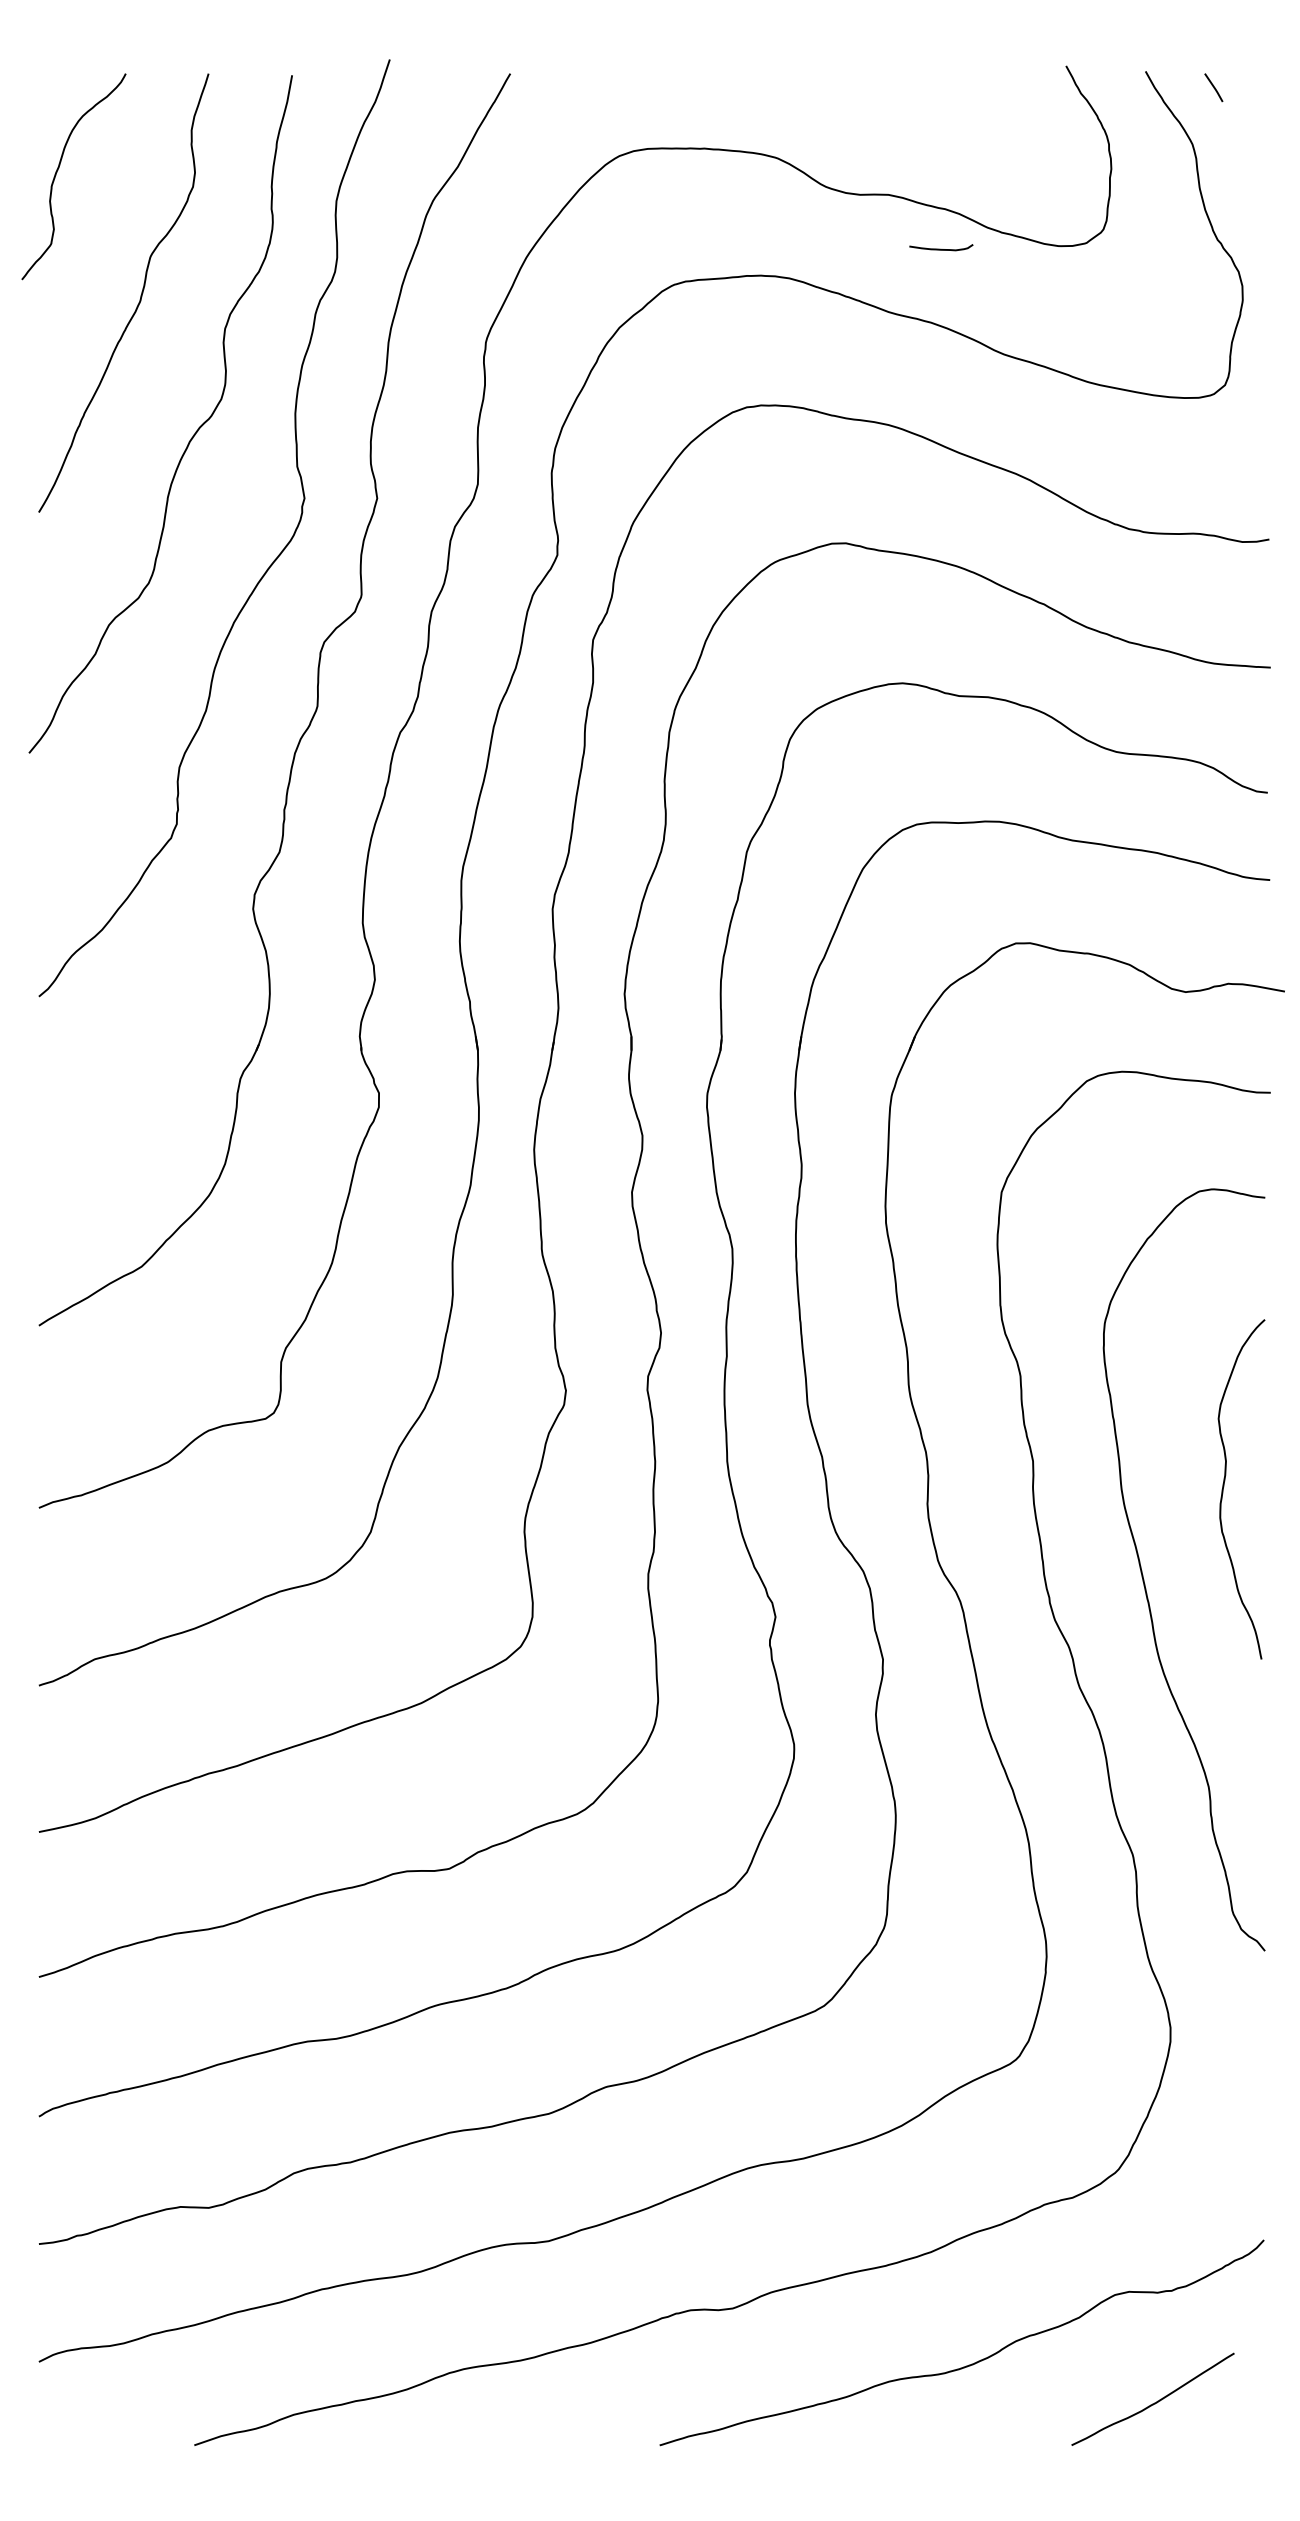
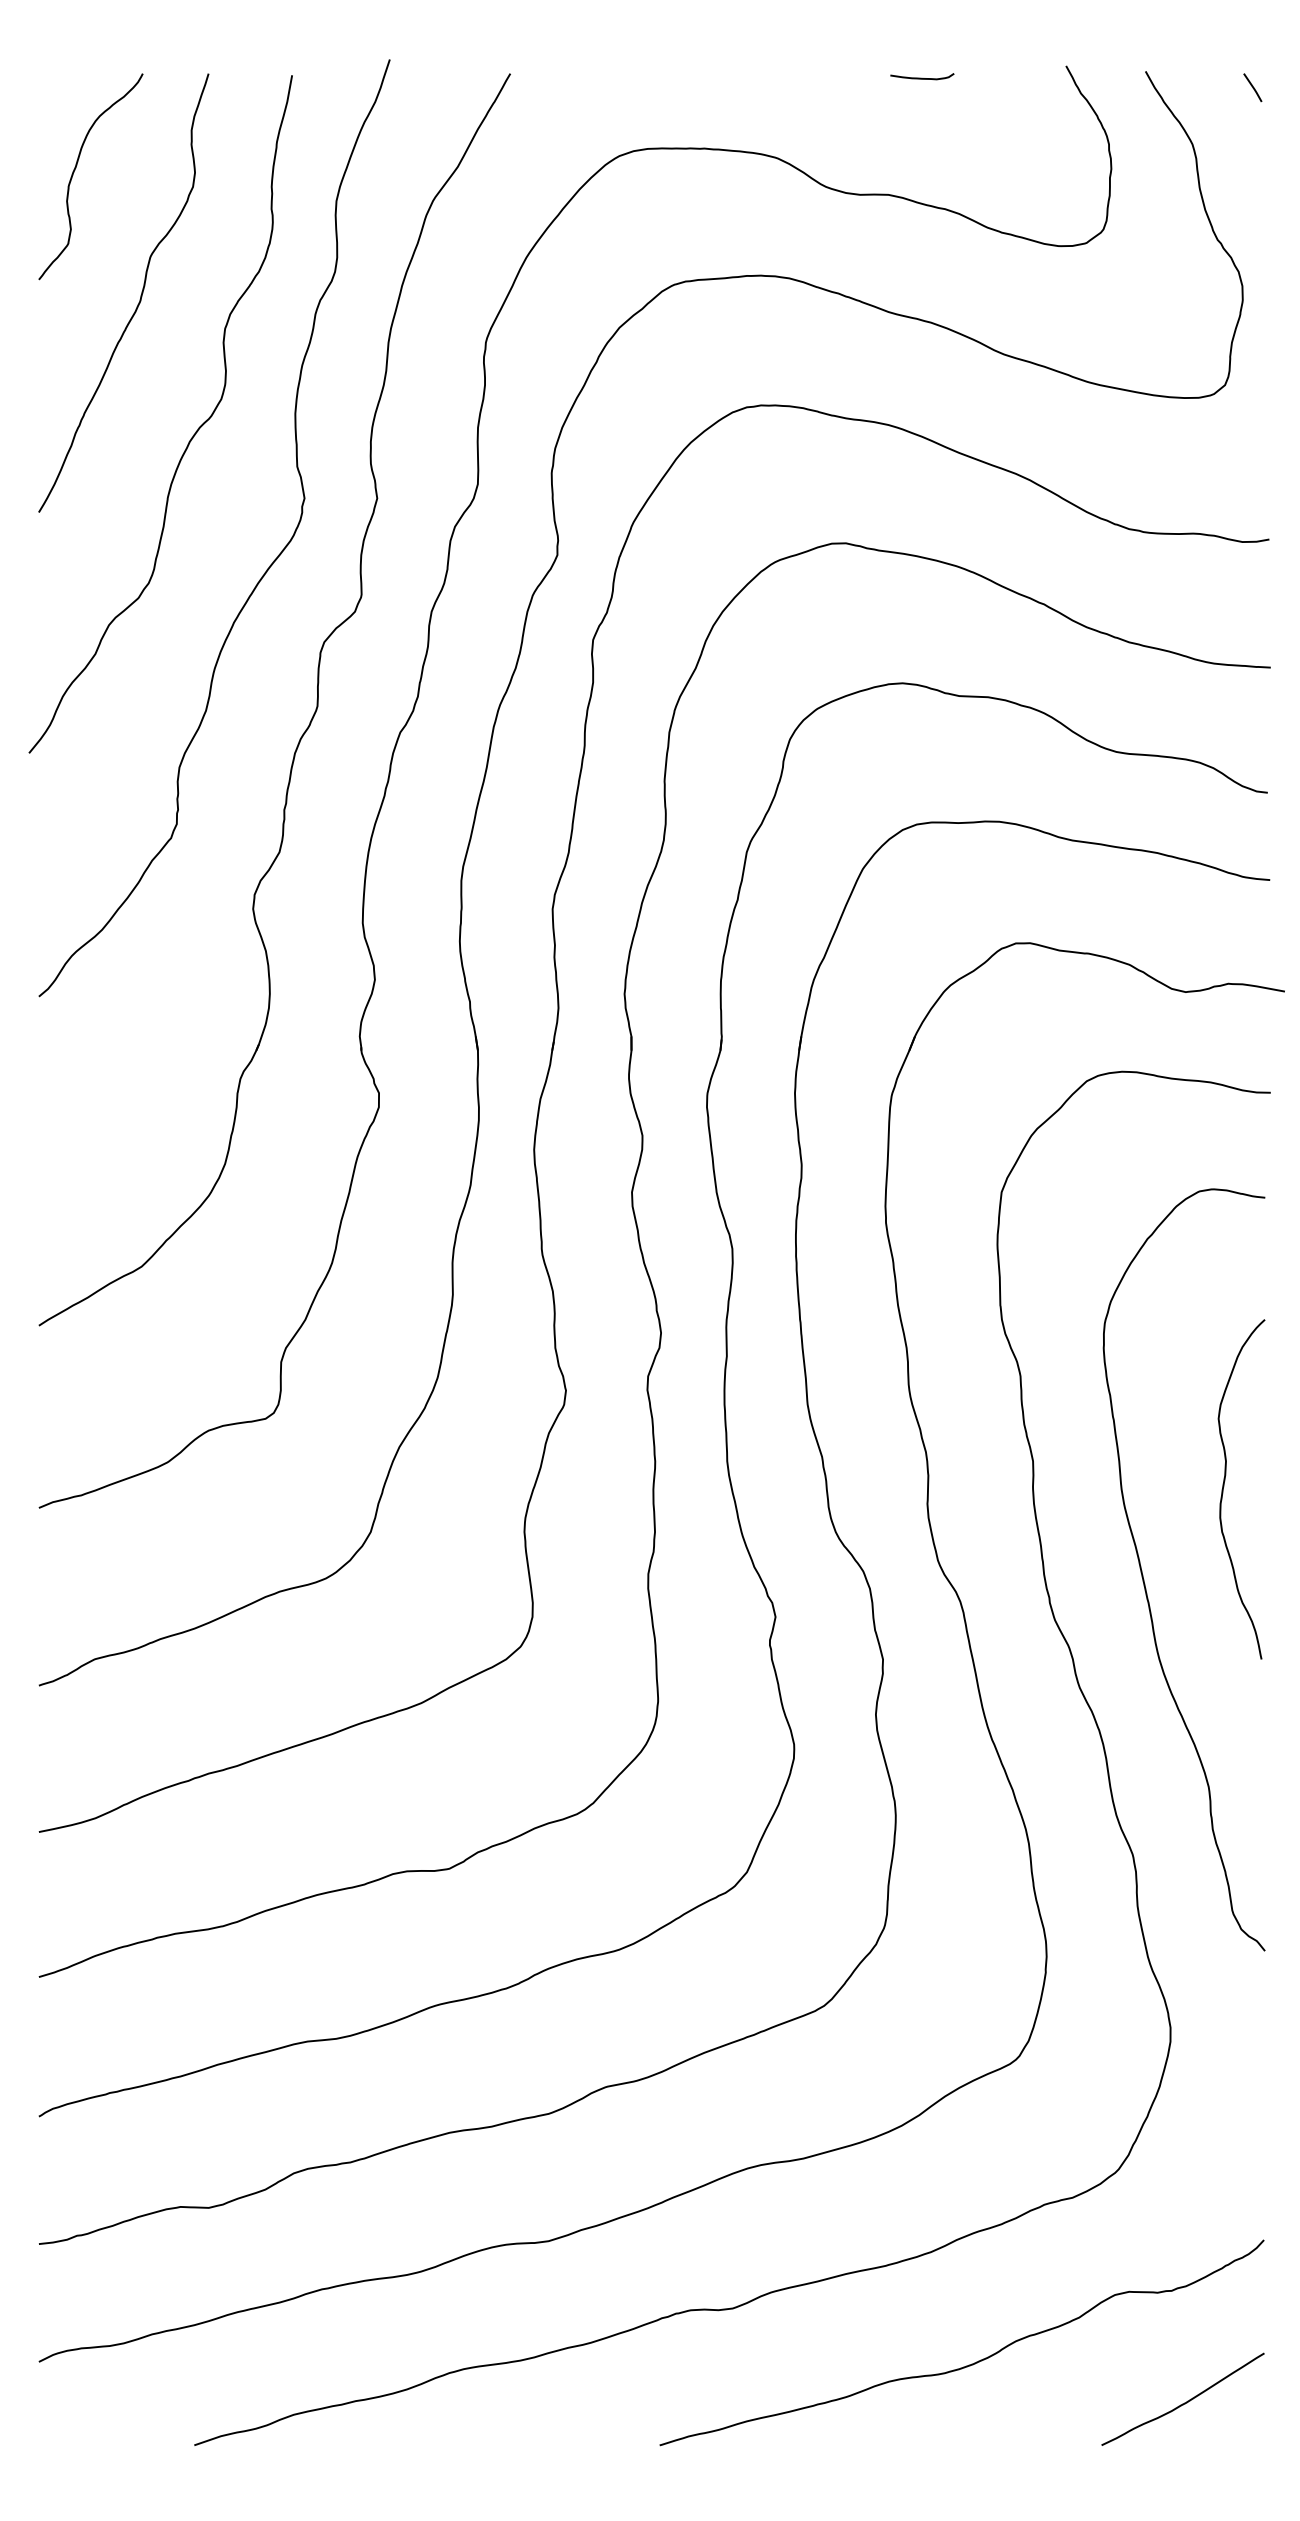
line position: (1213, 87) -> (1252, 87) (1252, 87)
curve position: (59, 168) -> (76, 168) (76, 168)
curve position: (941, 248) -> (922, 77) (922, 77)
curve position: (1154, 2402) -> (1184, 2402) (1184, 2402)
